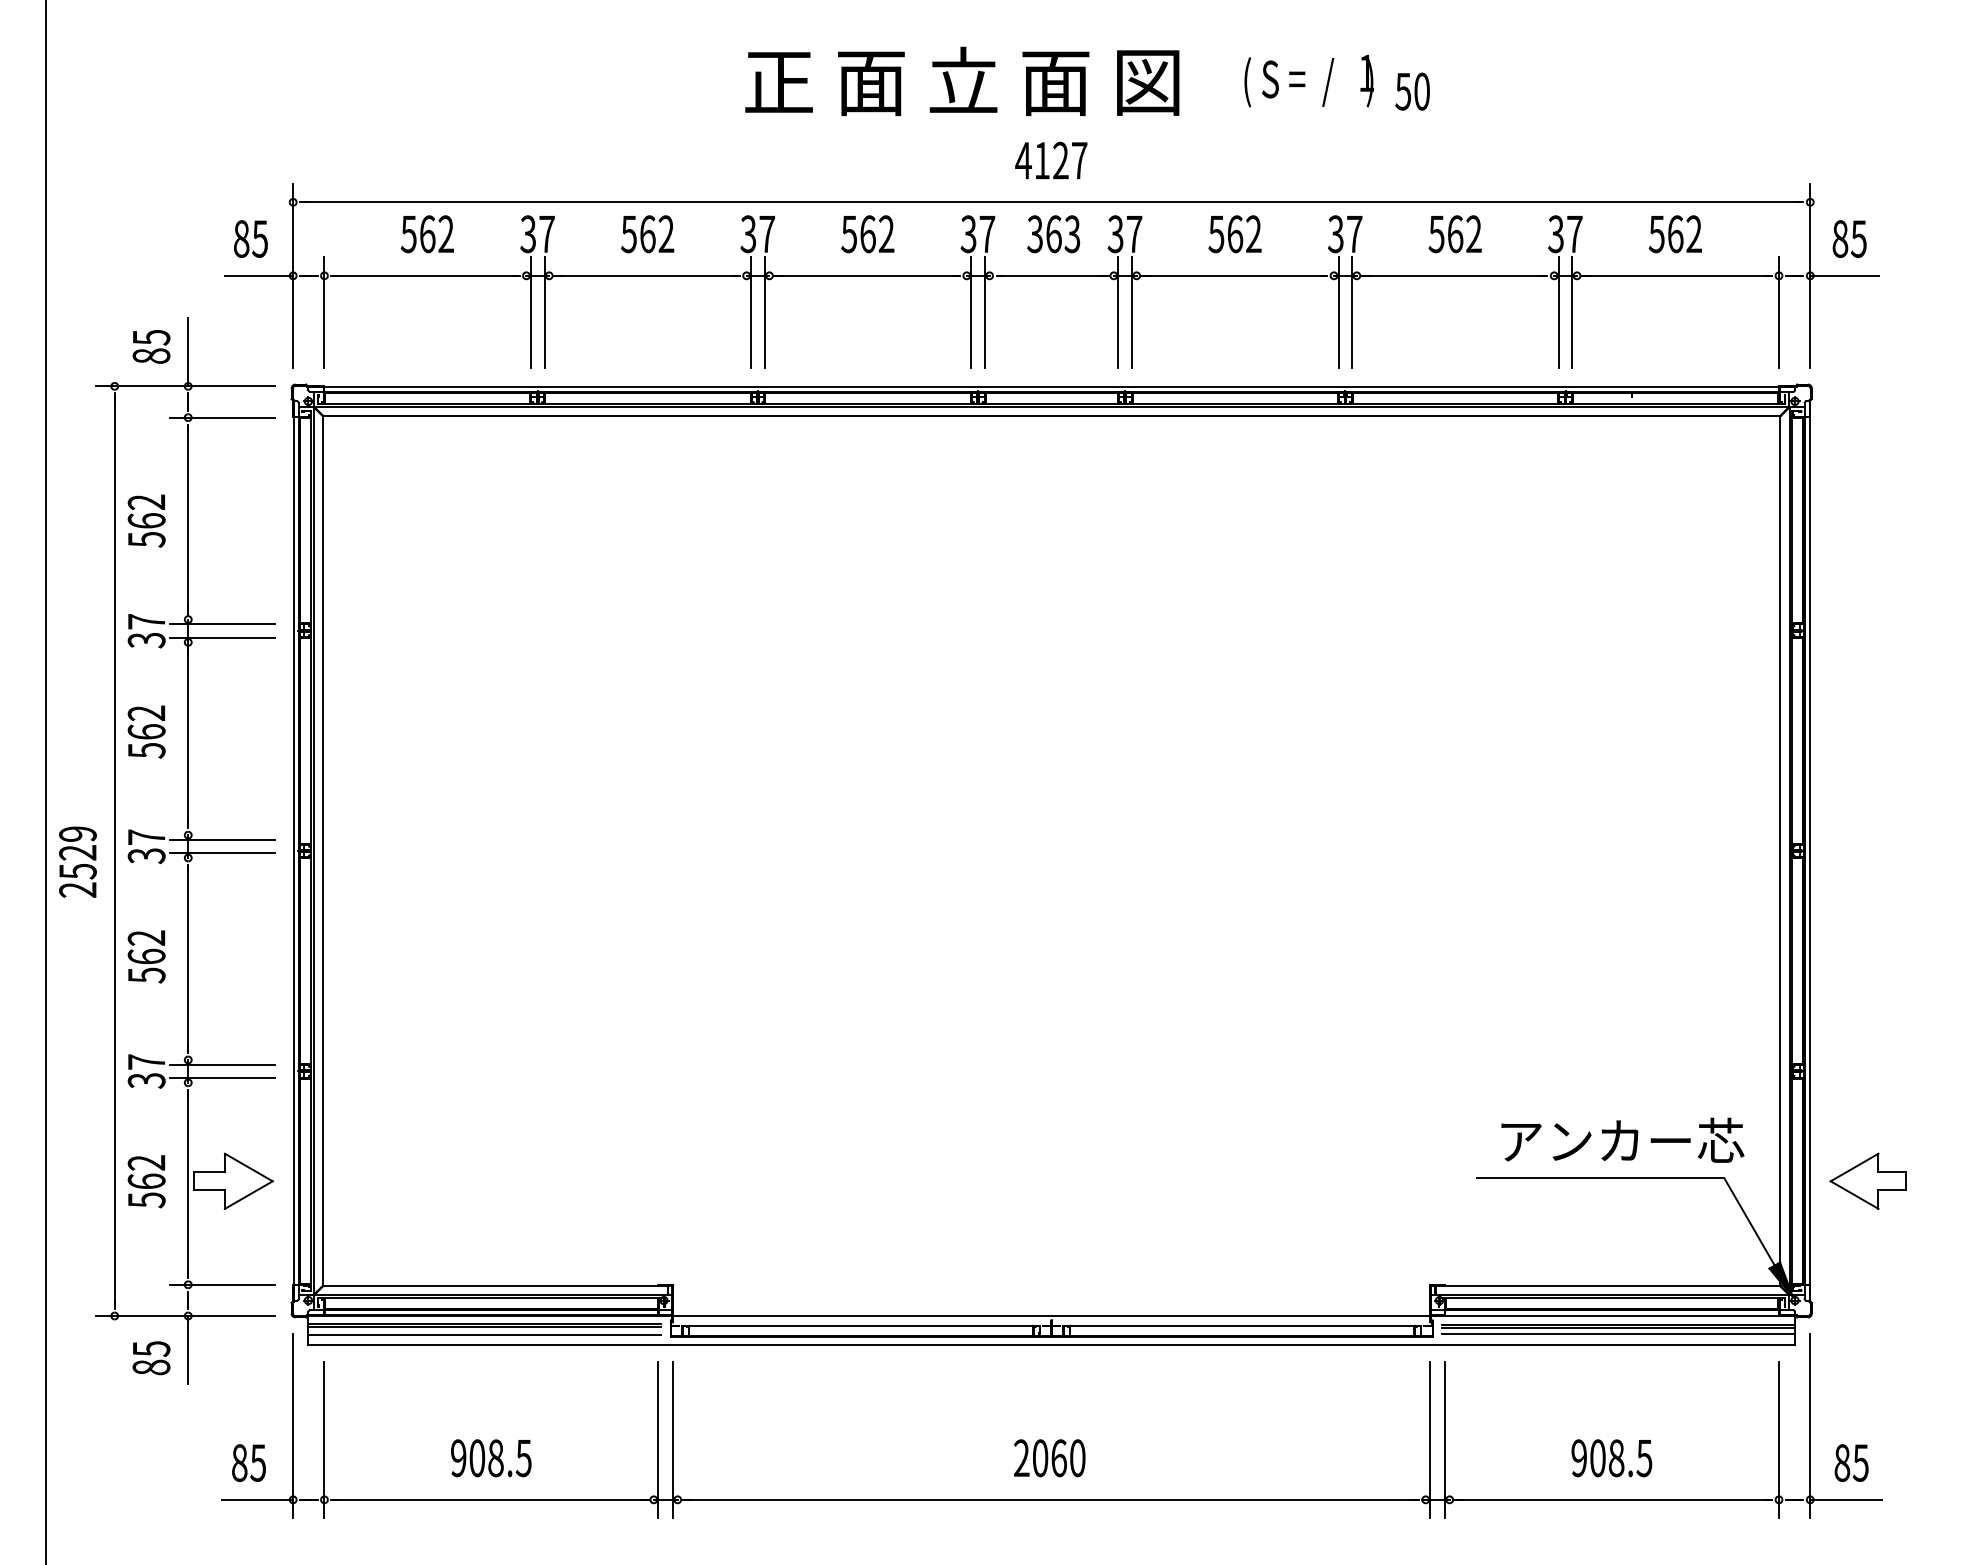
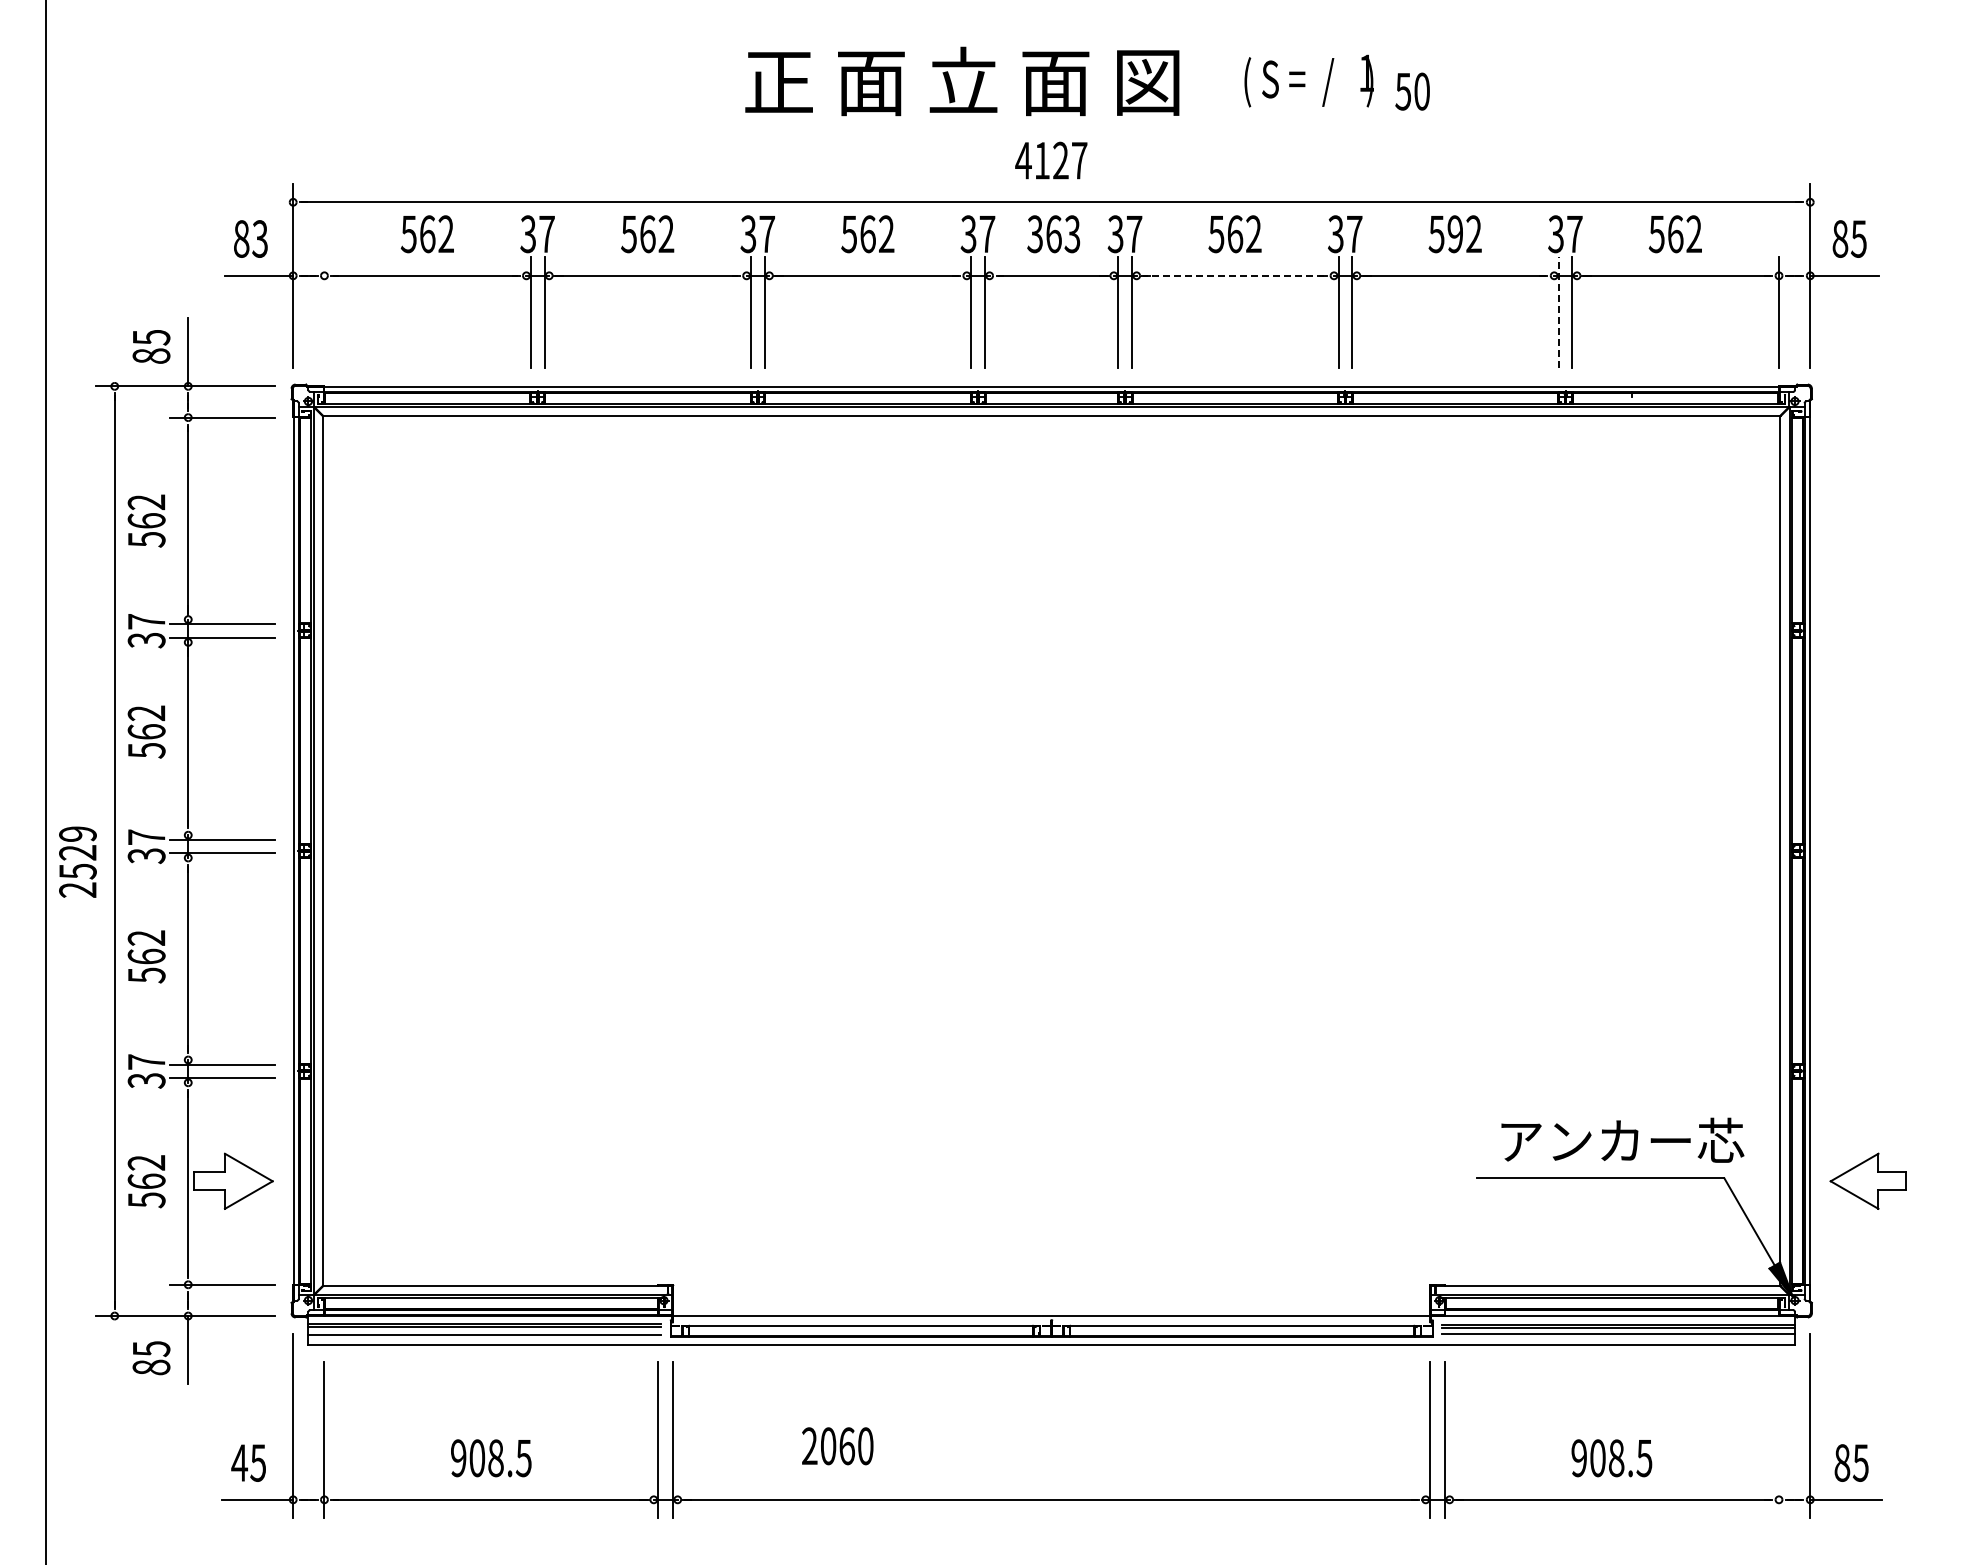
text: 562 -> 592 (1455, 234)
text: 85 -> 83 (259, 238)
line: solid -> dashed (1233, 275)
line: present -> none (324, 312)
line: solid -> dashed (1558, 312)
line: present -> none (1779, 1440)
text position: (1049, 1458) -> (837, 1446) (837, 1446)
text: 85 -> 45 (239, 1462)
